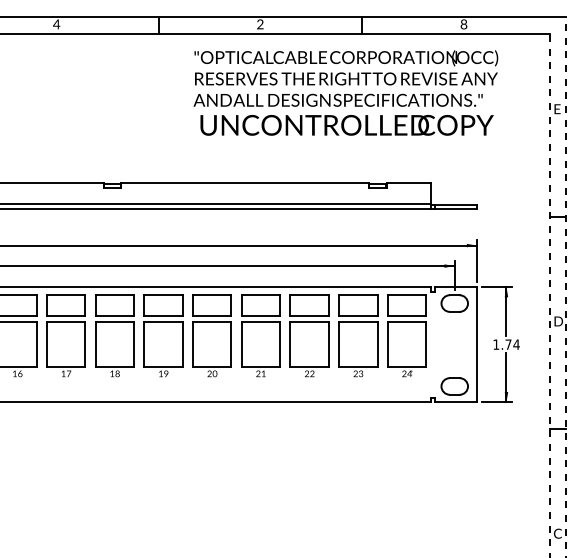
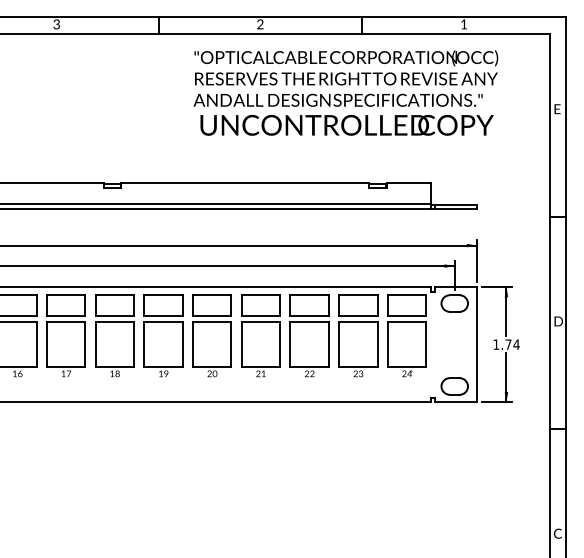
text: 4 -> 3 (56, 24)
text: 8 -> 1 (463, 24)
line: dashed -> solid (566, 286)
line: dashed -> solid (549, 295)
